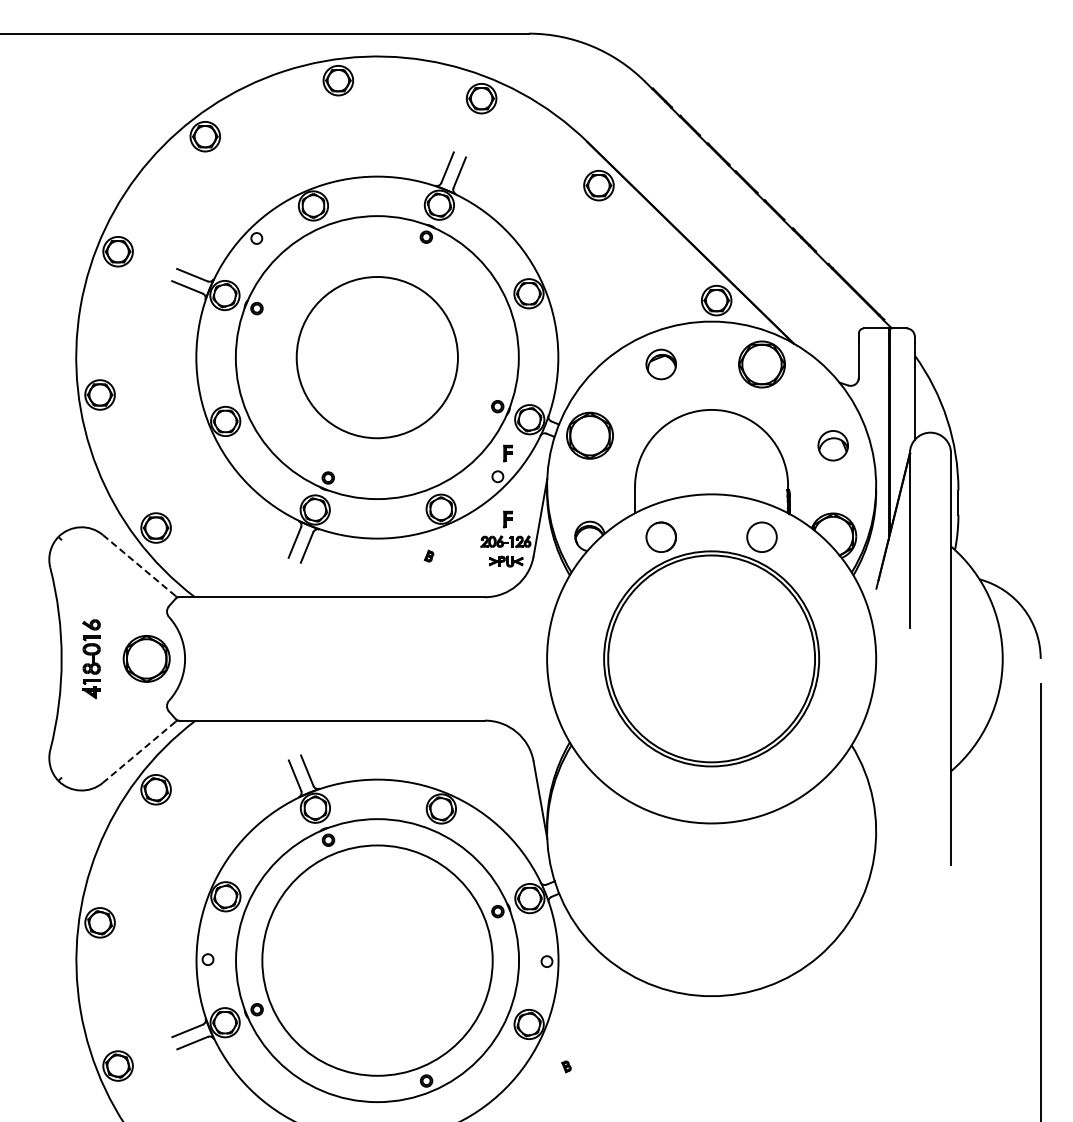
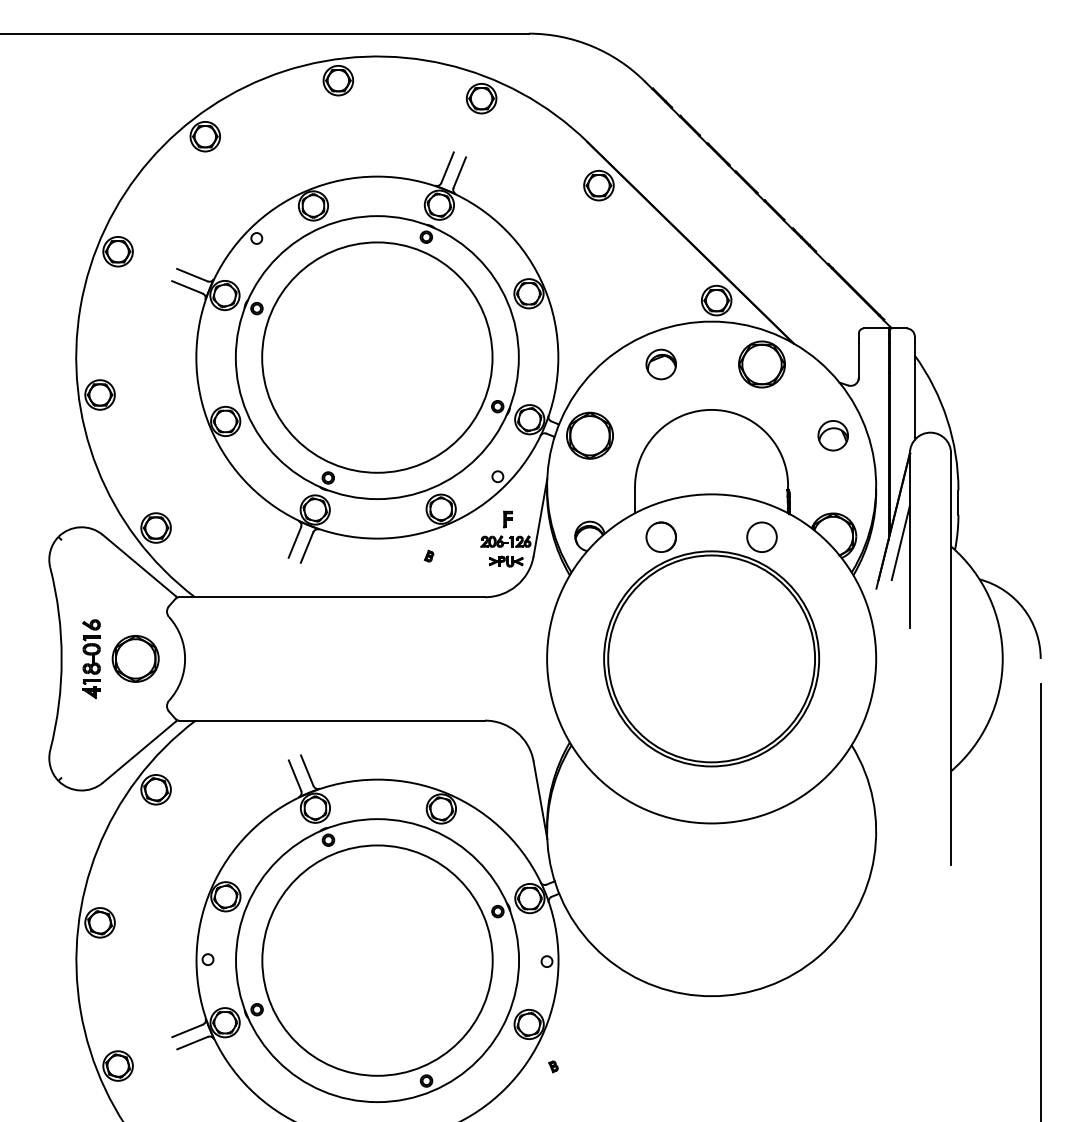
circle diameter: 161 px -> 230 px (377, 357)
part position: (832, 445) -> (832, 435) (832, 435)
part: present -> none (507, 453)
line: none -> present (900, 542)
line: dashed -> solid (139, 565)
part position: (146, 658) -> (135, 658) (135, 658)
line: dashed -> solid (138, 752)
part position: (566, 1066) -> (553, 1066) (553, 1066)
